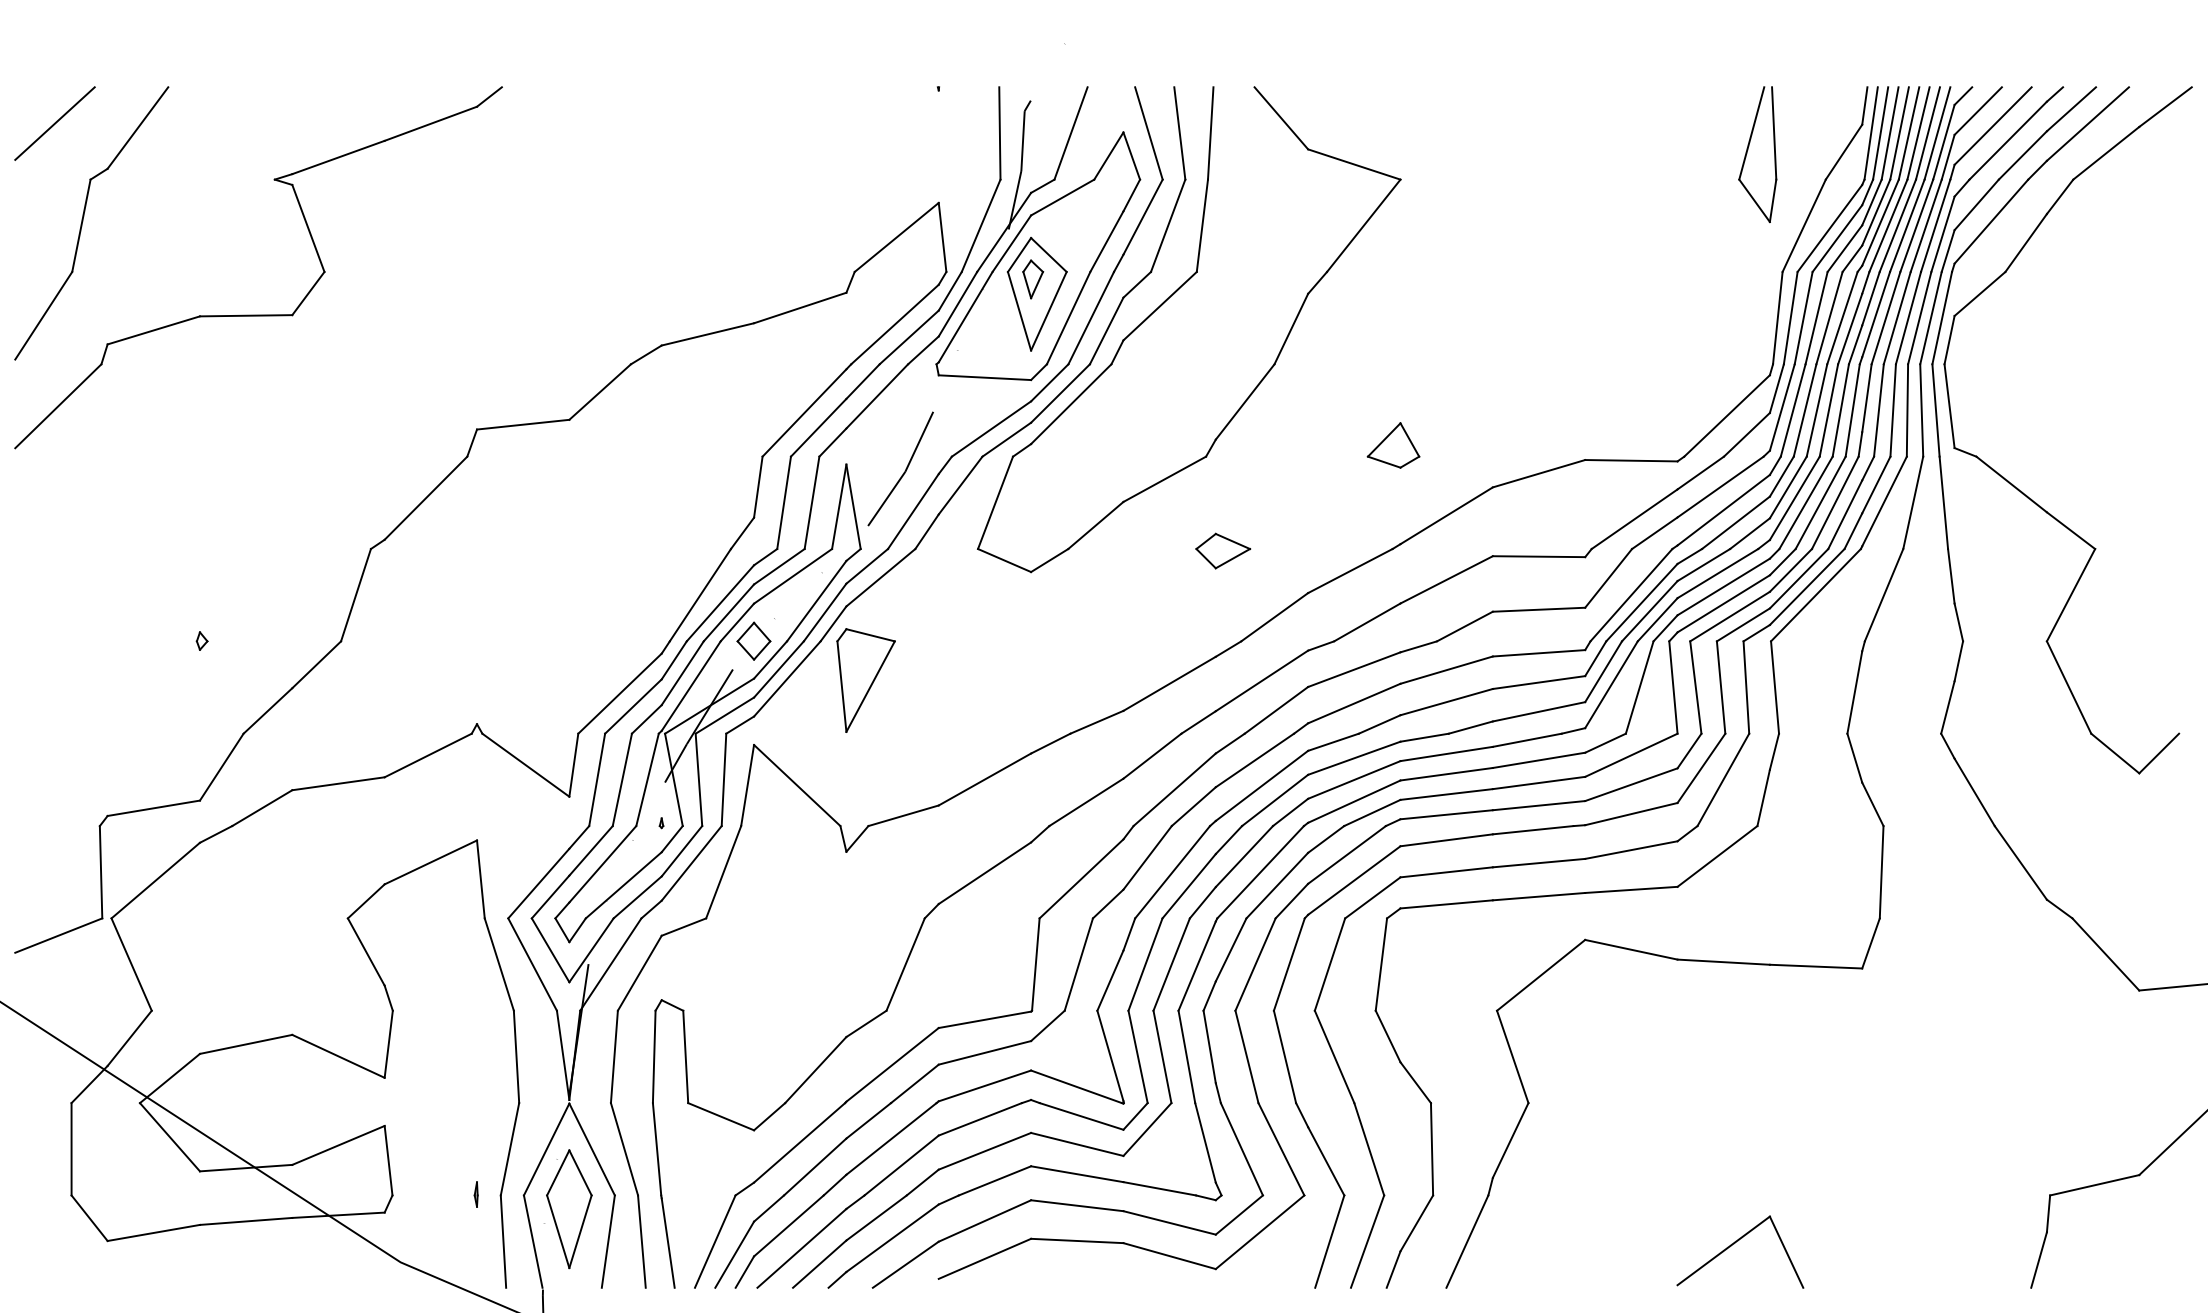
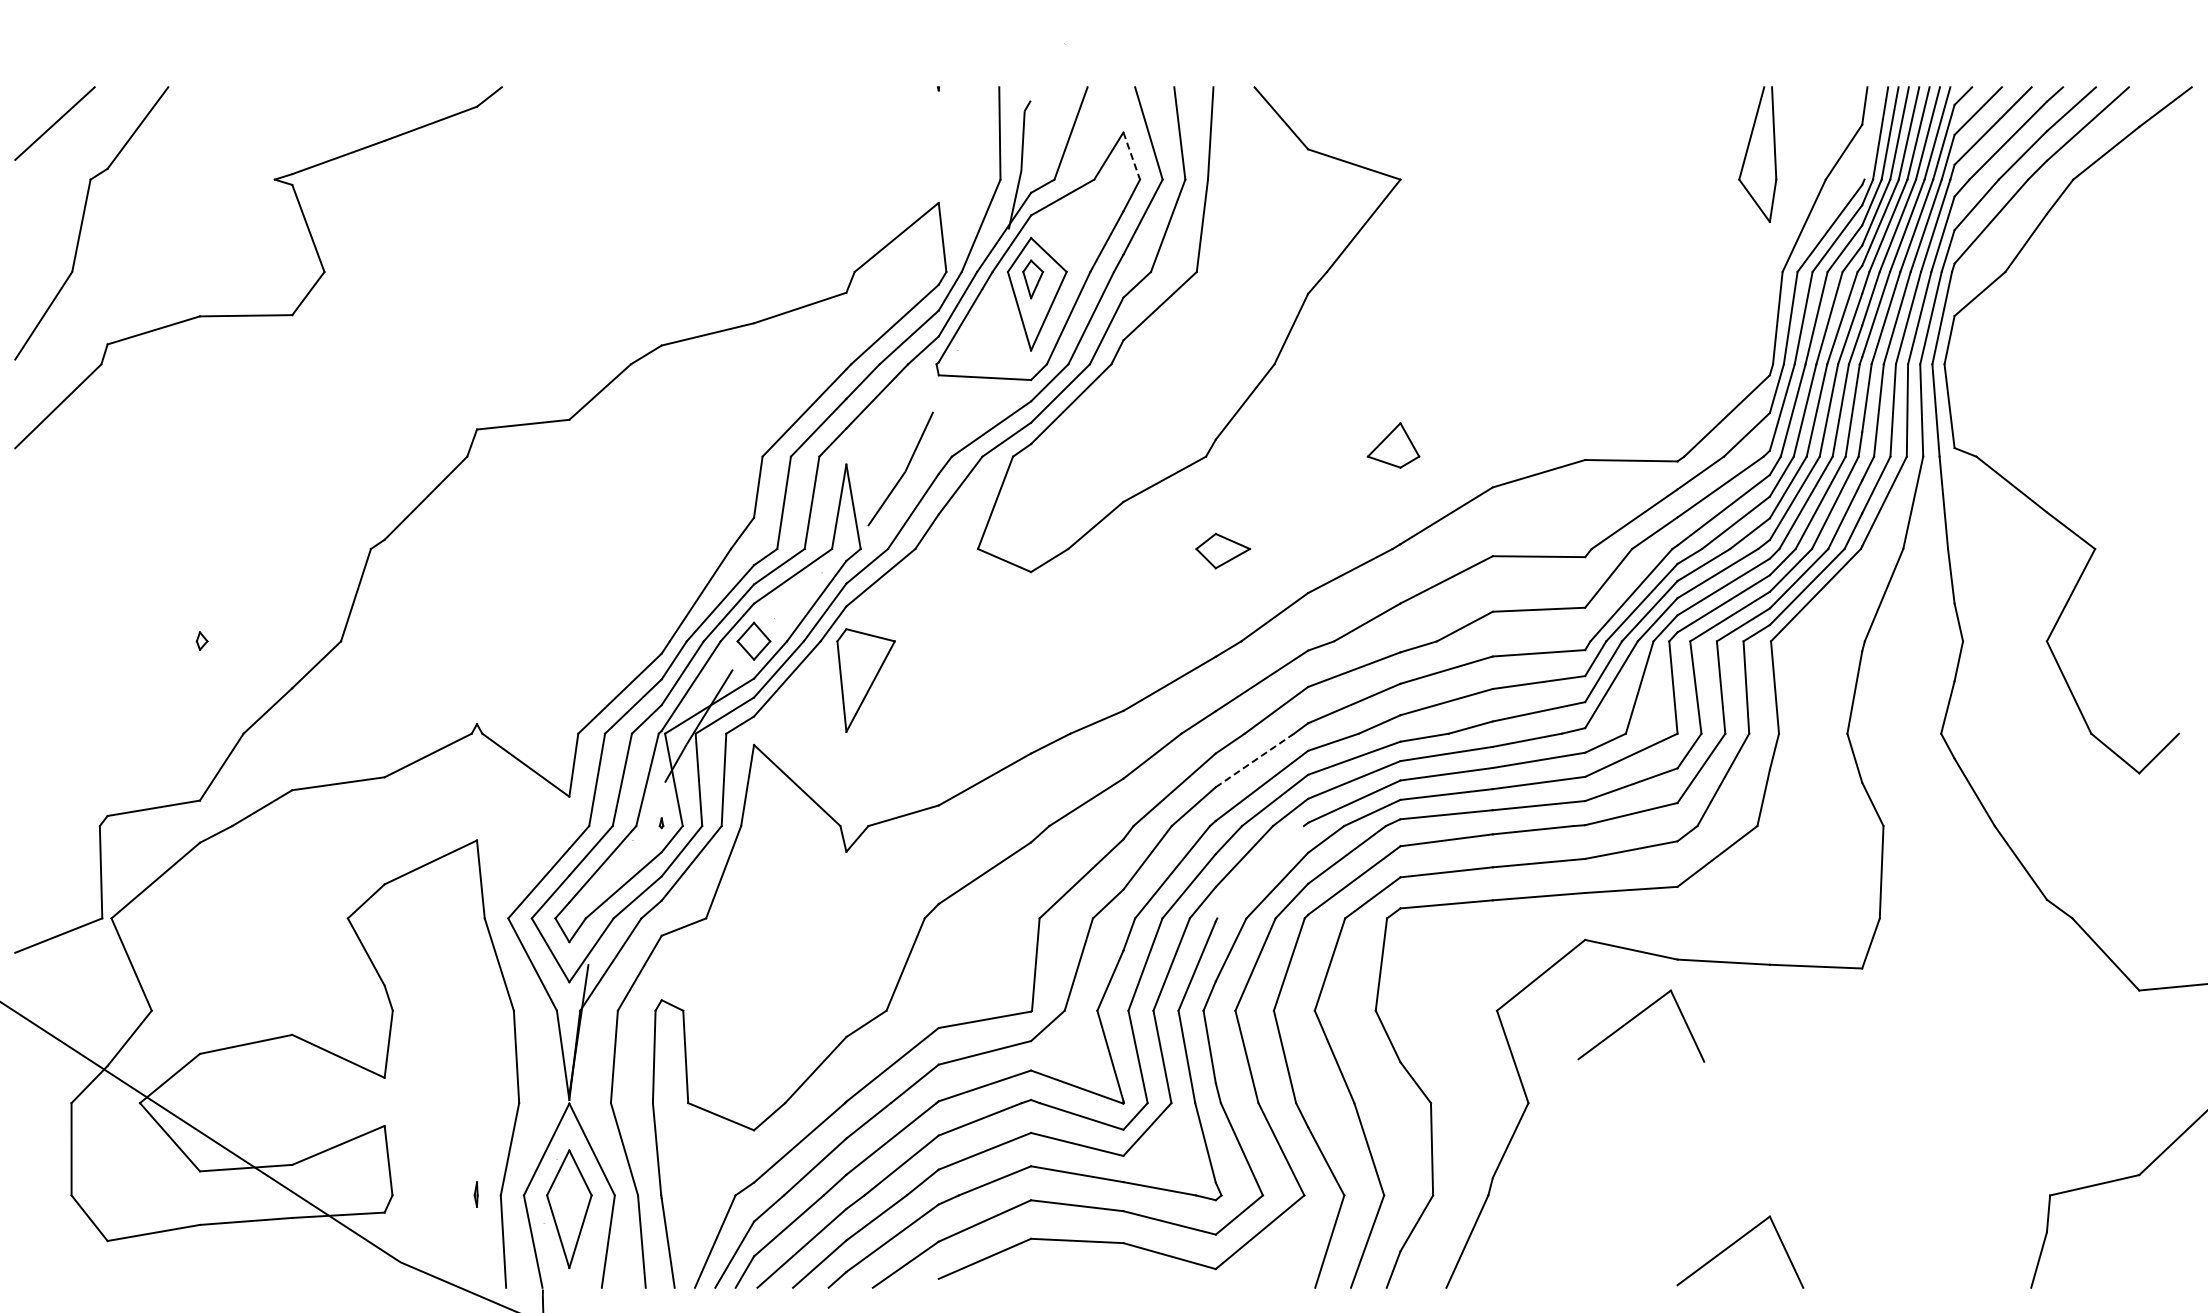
line: present -> none (1870, 133)
line: solid -> dashed (1131, 156)
line: solid -> dashed (1255, 760)
line: present -> none (1260, 872)
part: none -> present (1635, 1018)
